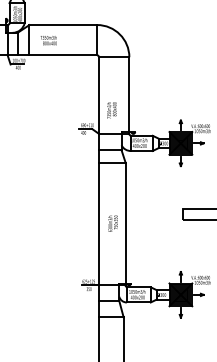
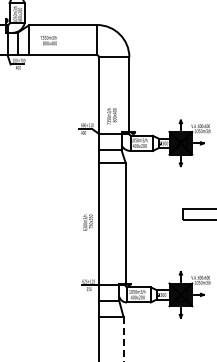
text position: (111, 110) -> (111, 116) (111, 116)
text position: (112, 223) -> (87, 222) (87, 222)
line: solid -> dashed (123, 339)
